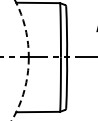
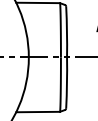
circle: dashed -> solid (19, 60)
